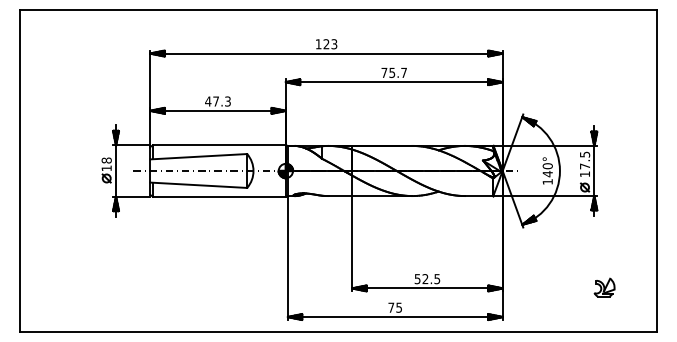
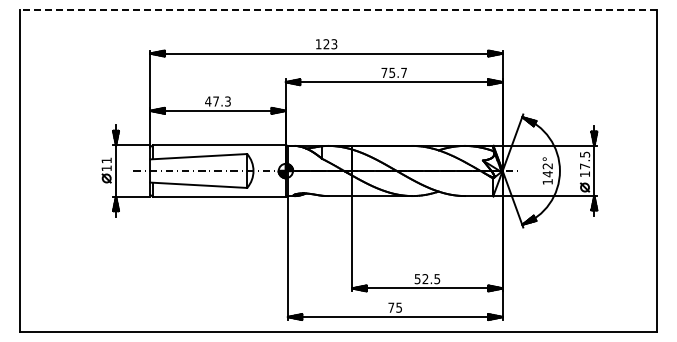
line: solid -> dashed (338, 10)
text: 18 -> 11 (106, 160)
text: 140° -> 142° (547, 166)
part: present -> none (604, 287)
